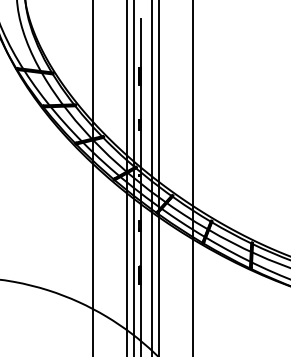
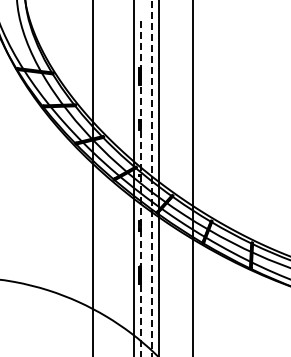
line: present -> none (126, 177)
line: solid -> dashed (151, 178)
line: solid -> dashed (140, 188)
